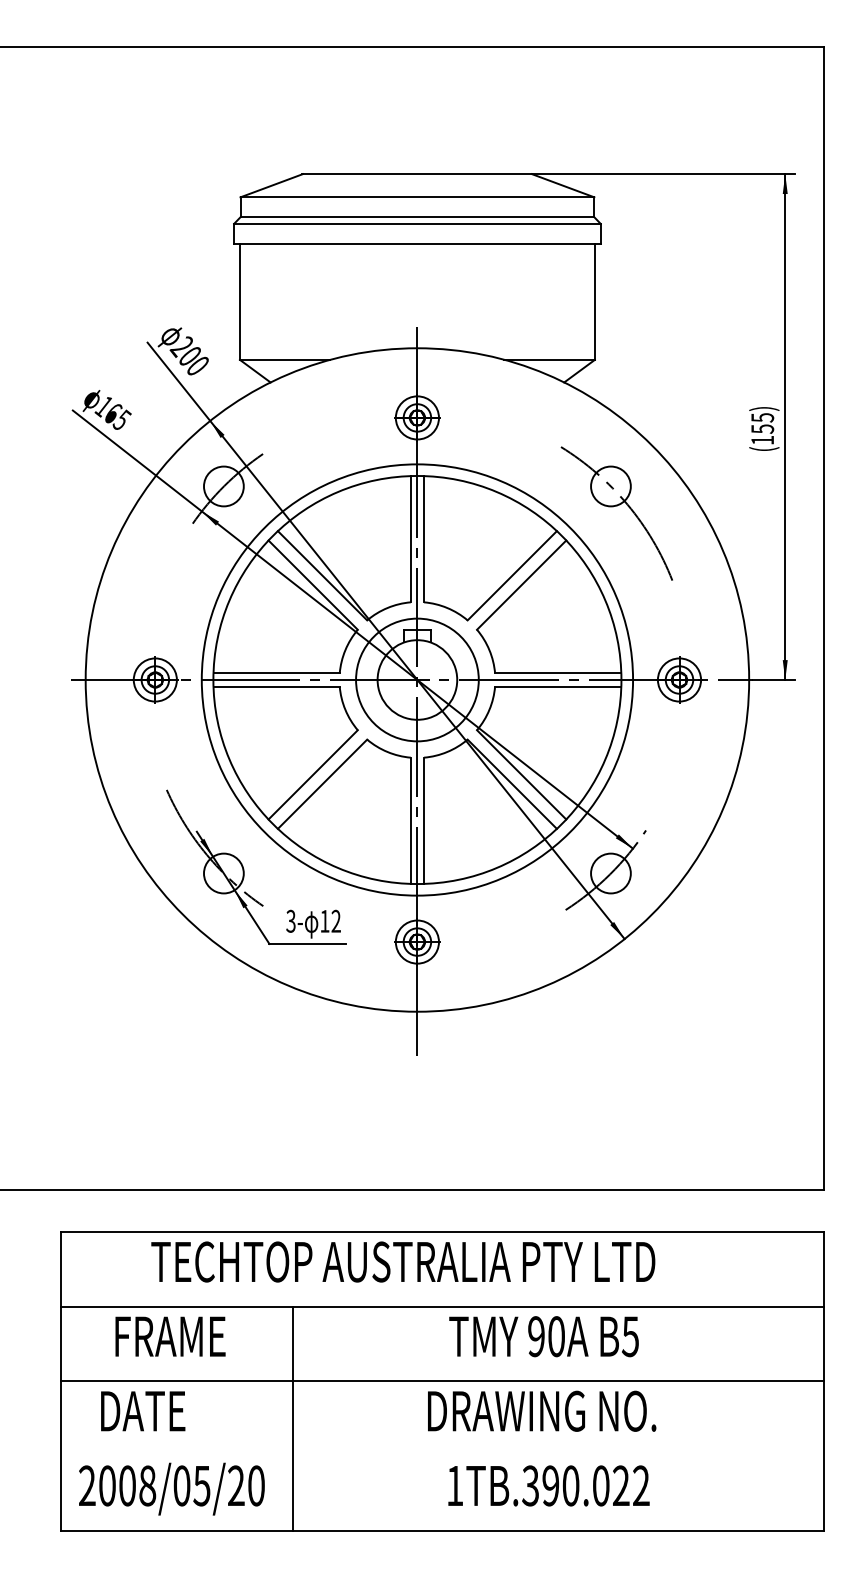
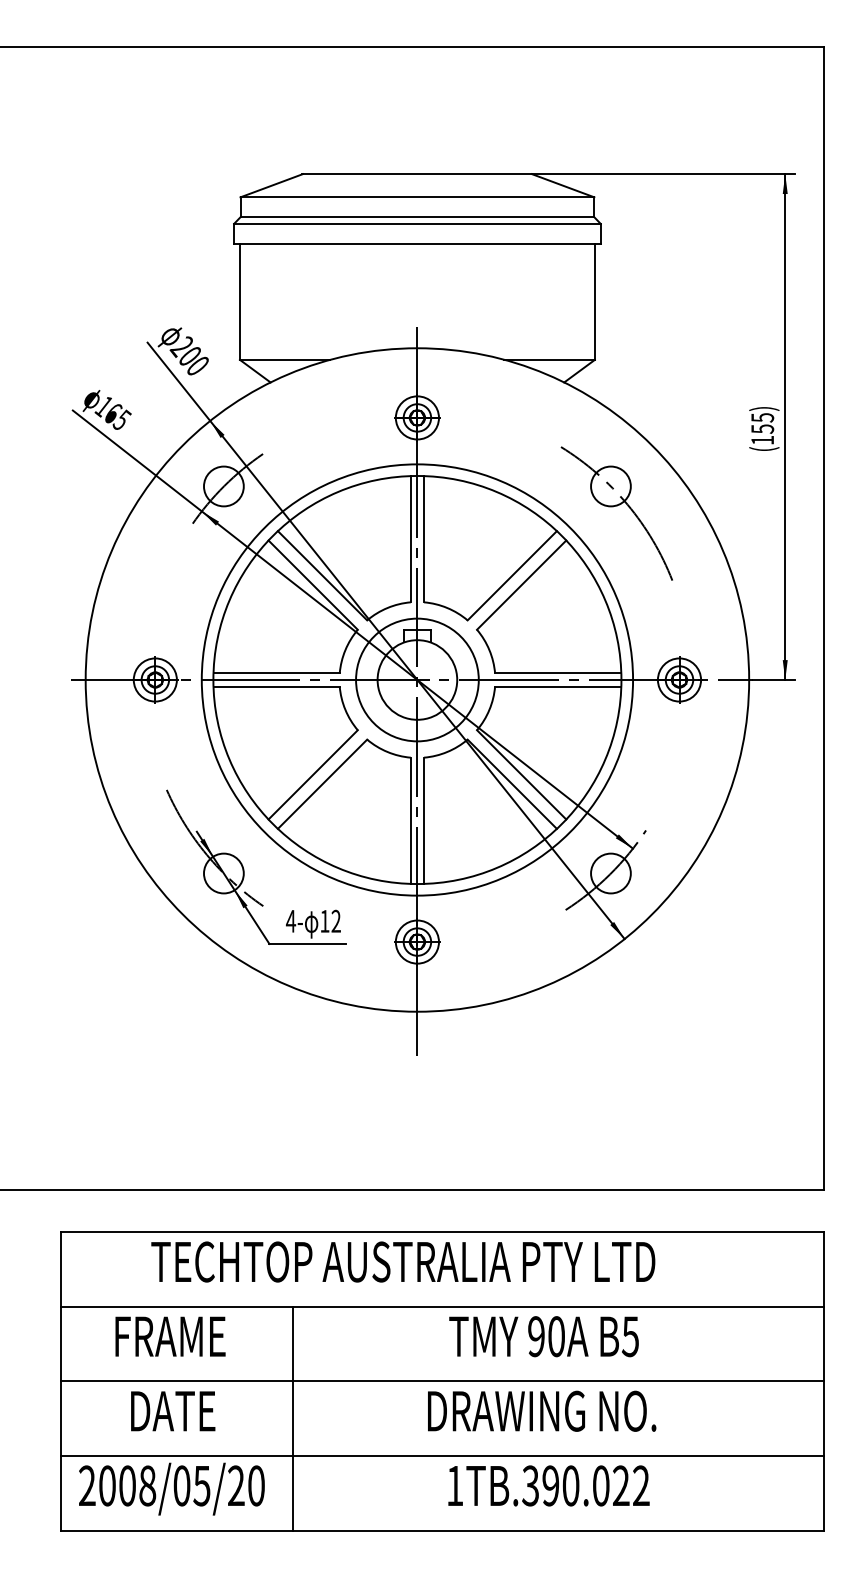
text: 3- -> 4- (290, 920)
text position: (143, 1411) -> (173, 1411) (173, 1411)
line: none -> present (441, 1456)
